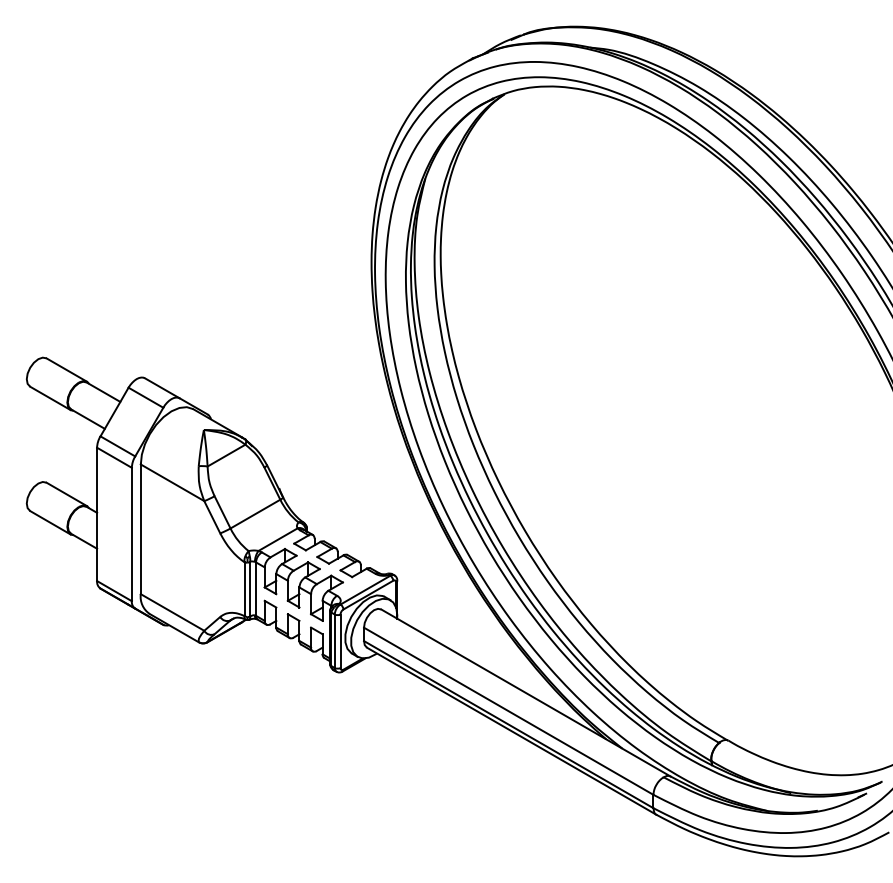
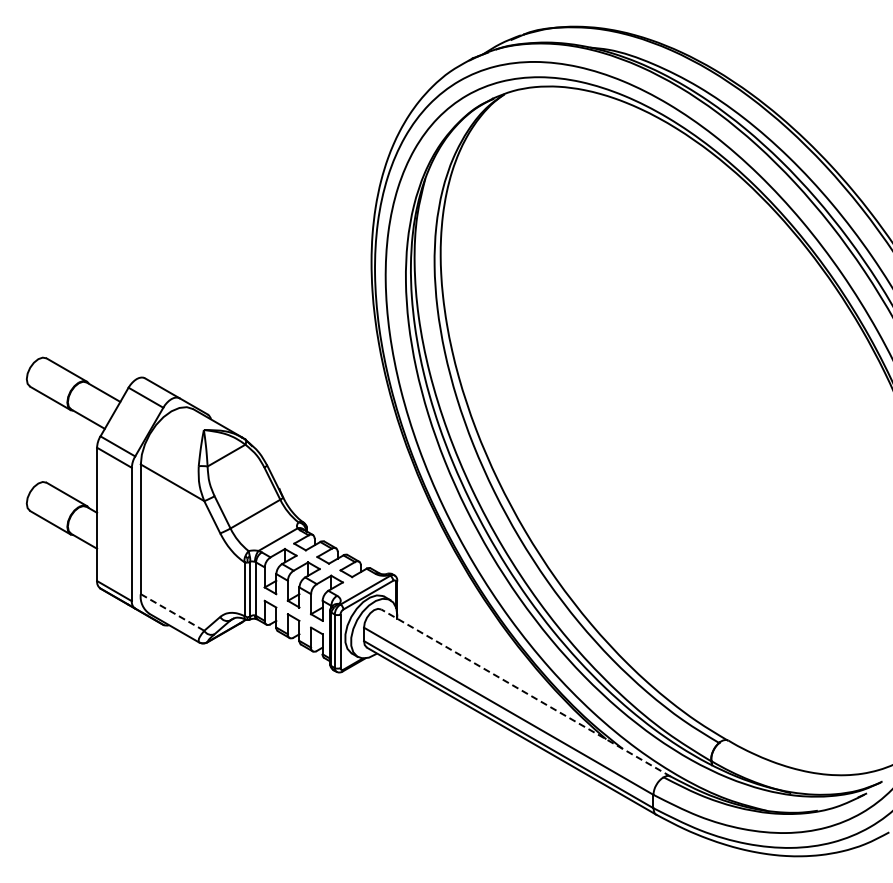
line: solid -> dashed (172, 612)
line: solid -> dashed (525, 692)
